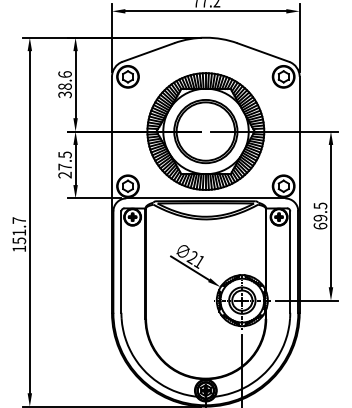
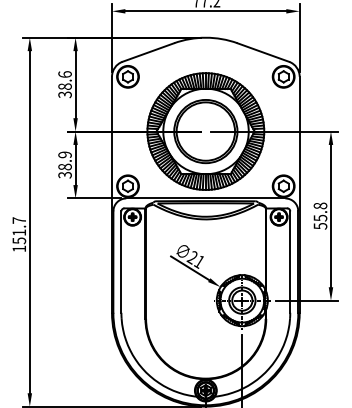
text: 27.5 -> 38.9 (64, 164)
text: 69.5 -> 55.8 (320, 215)
